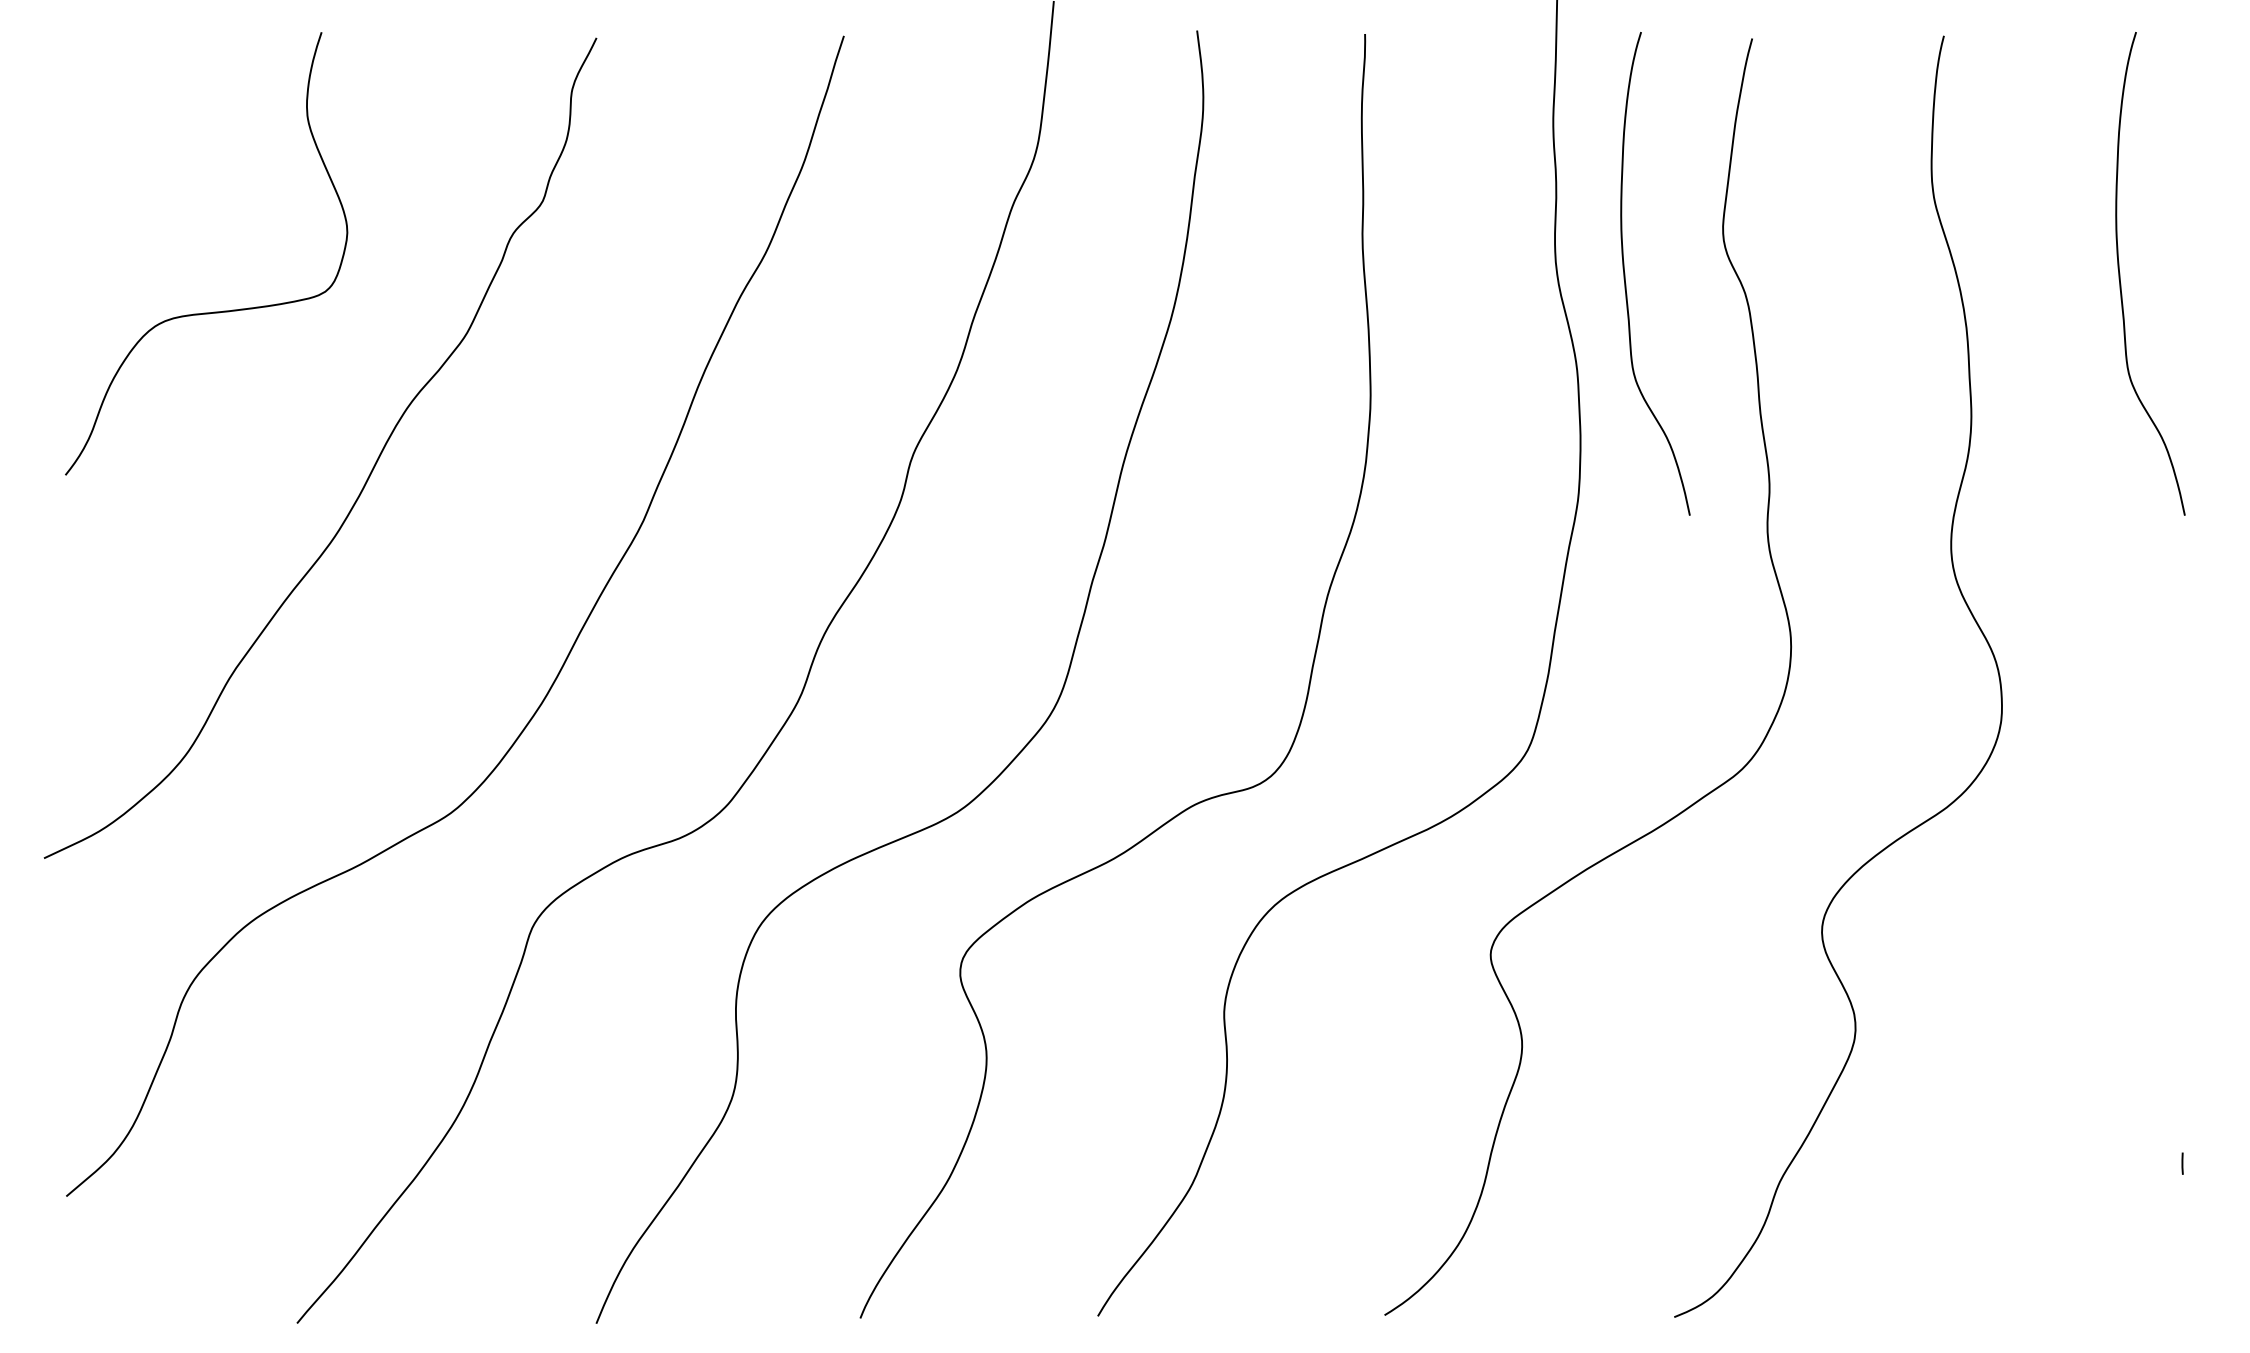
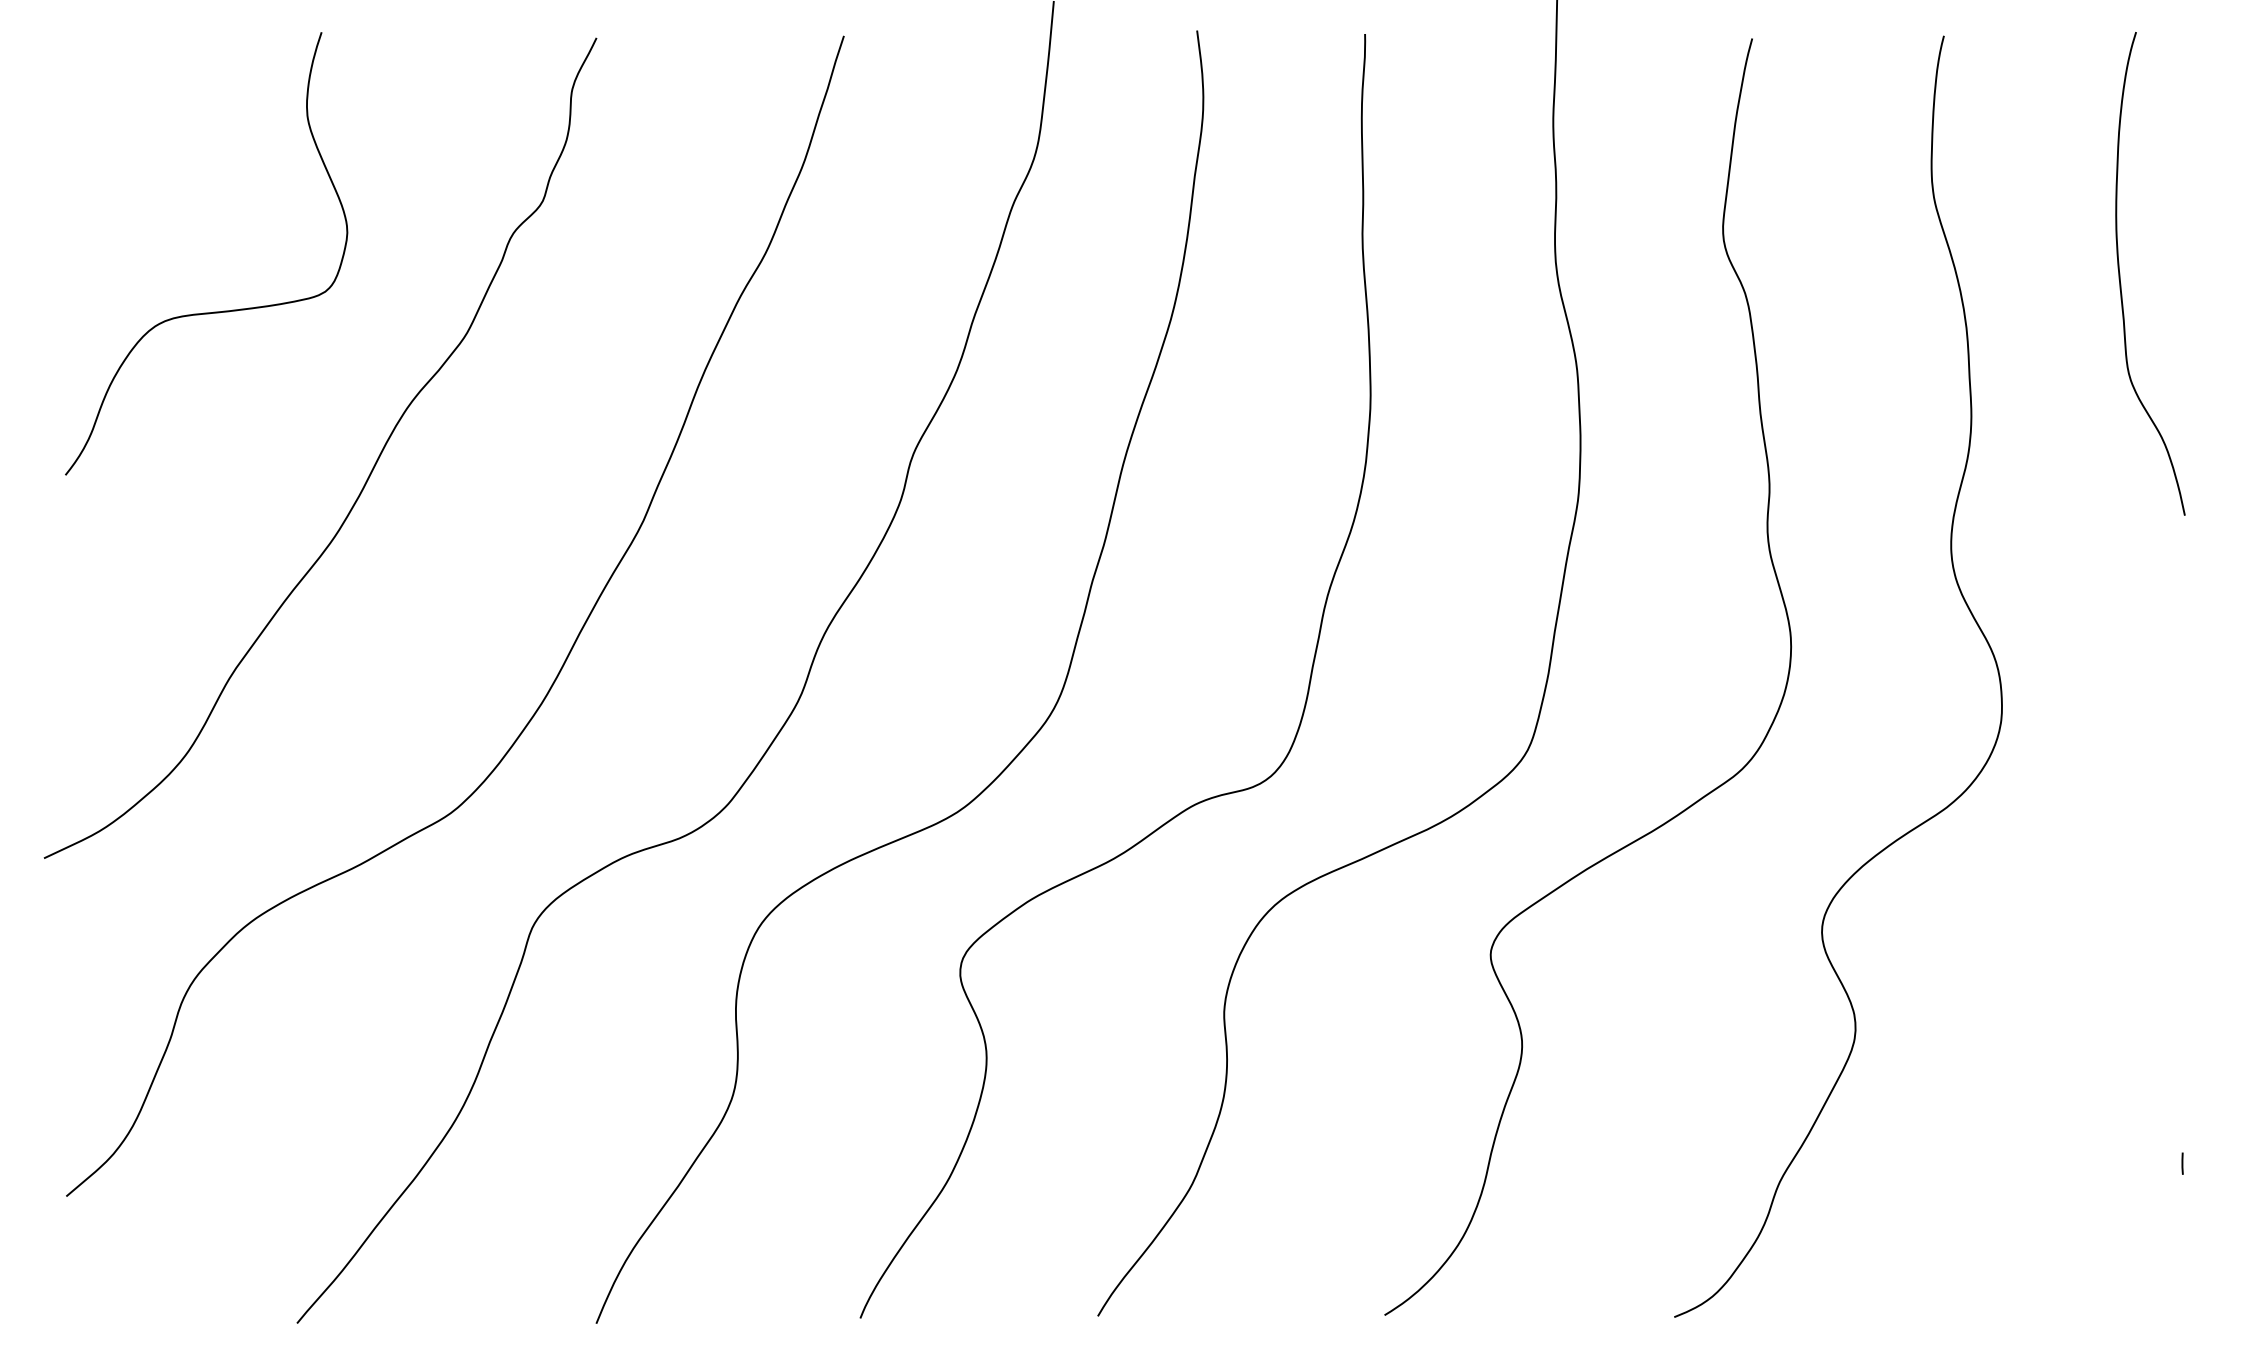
curve: present -> none (1625, 273)
